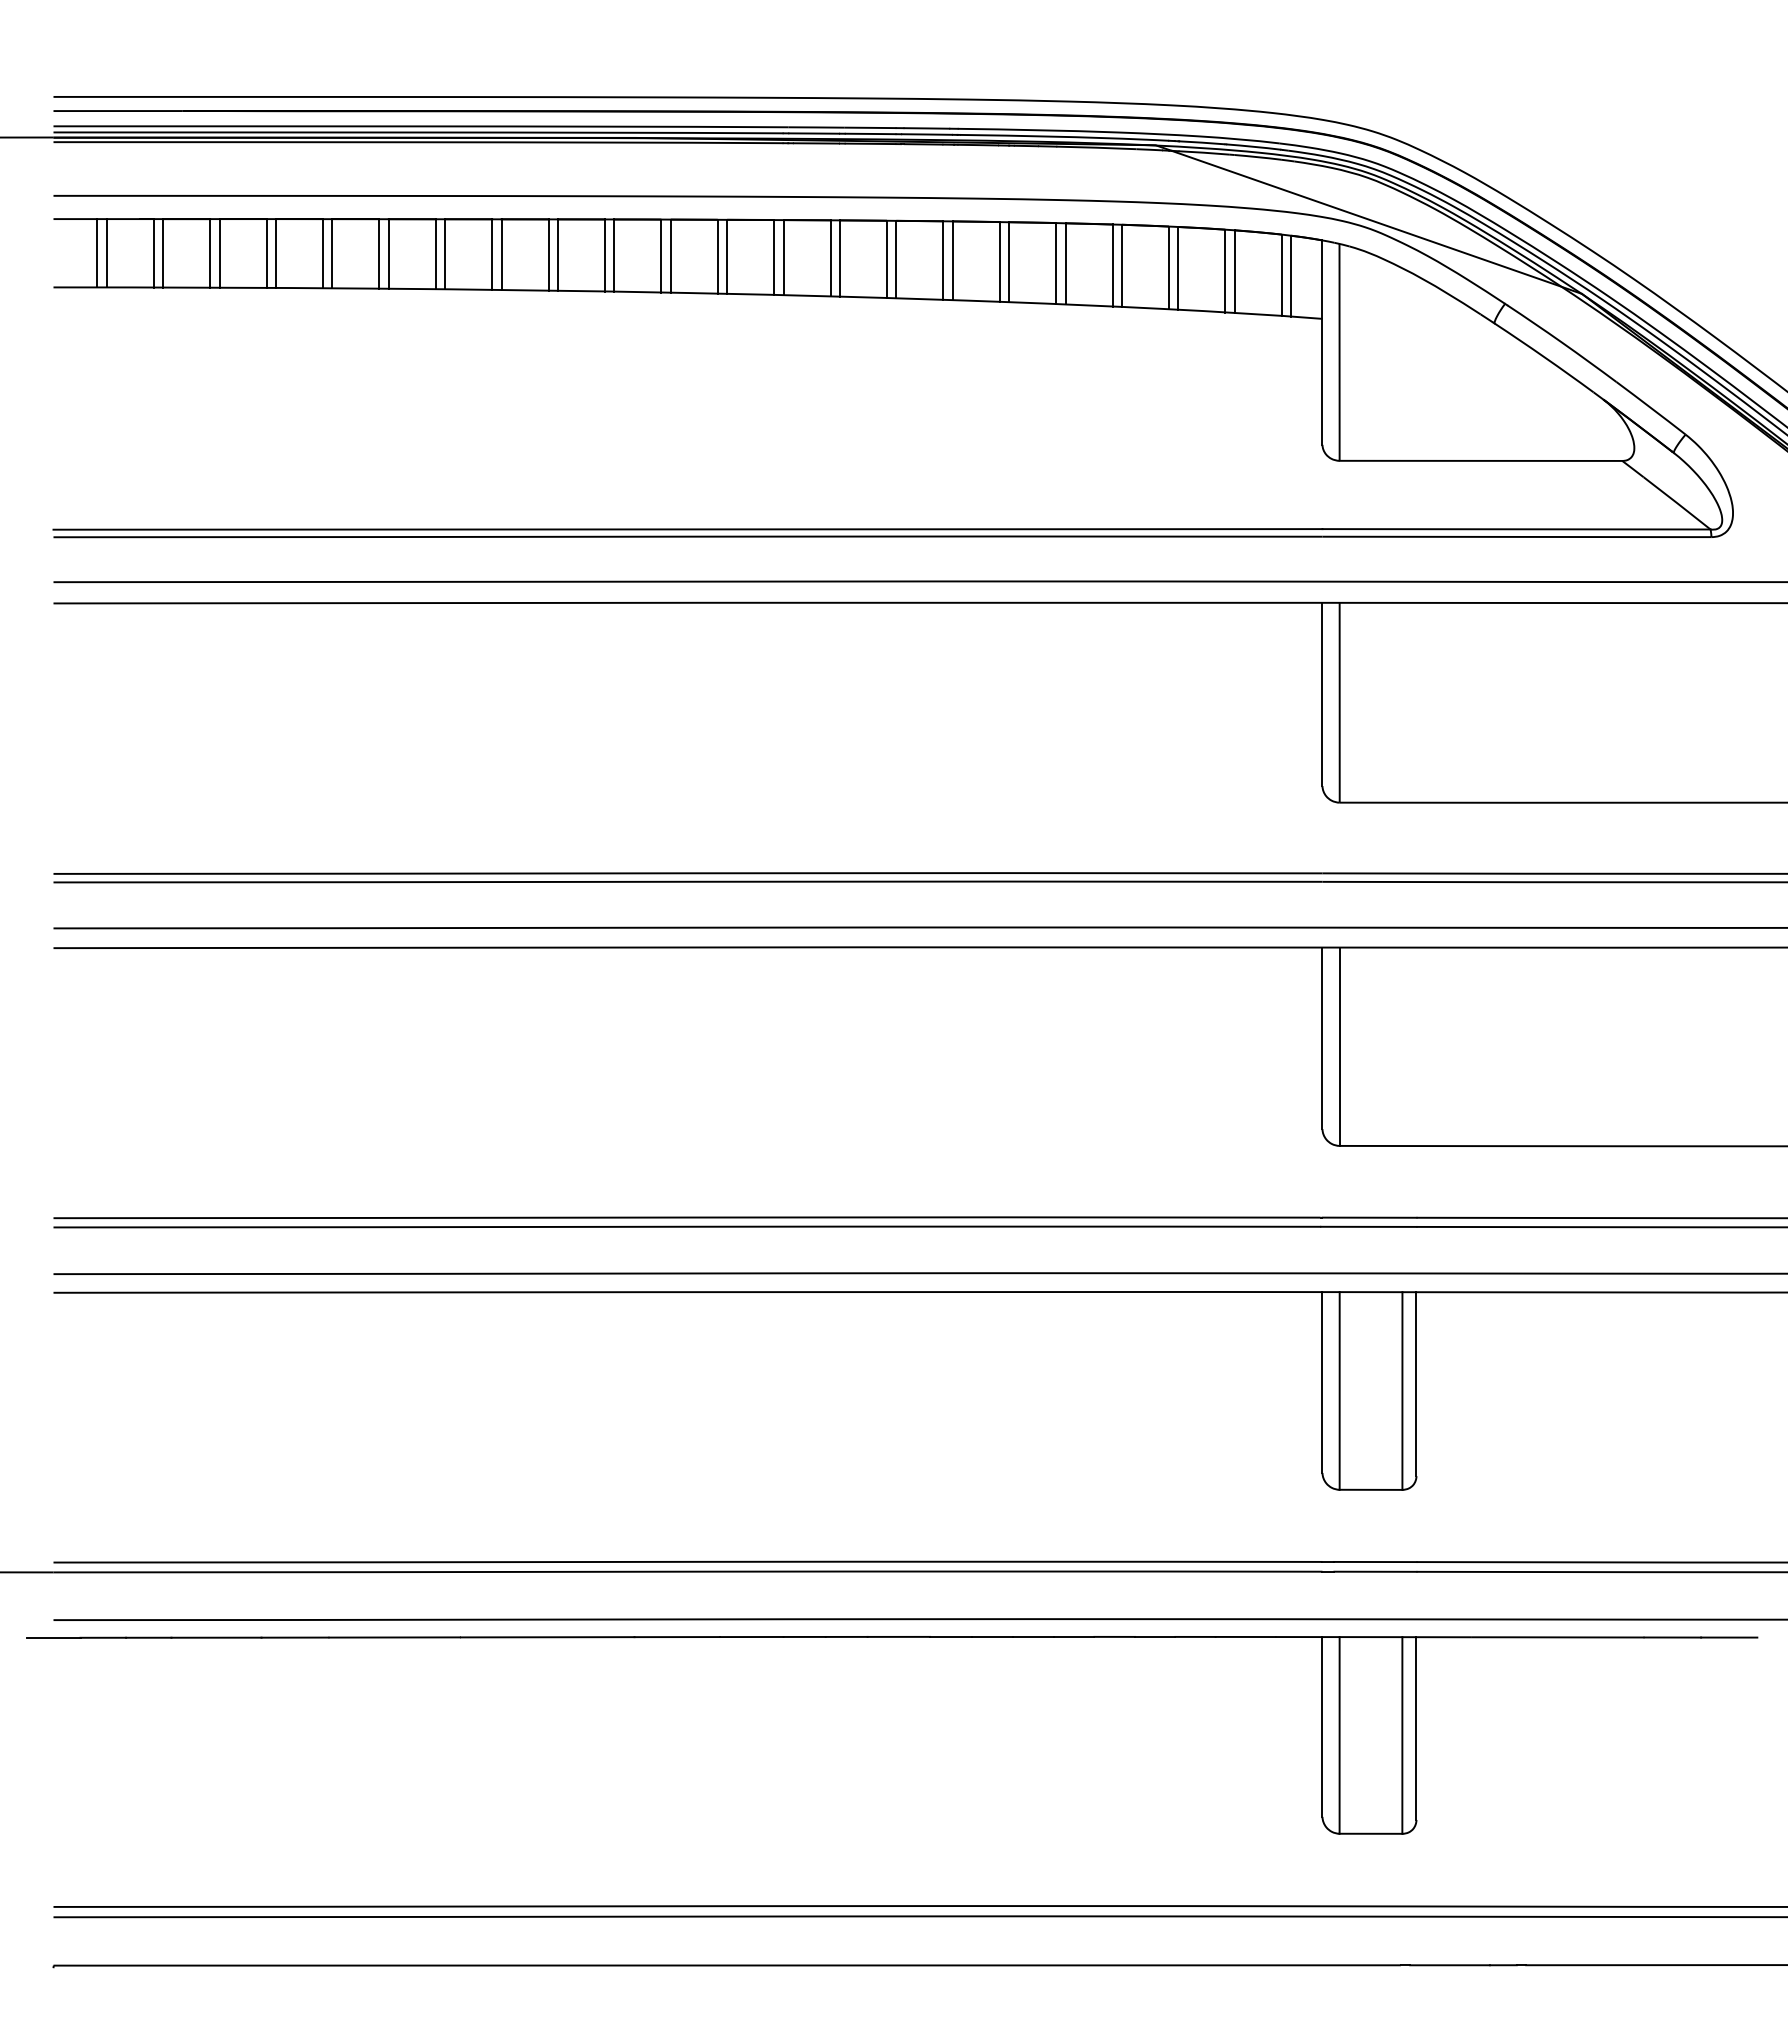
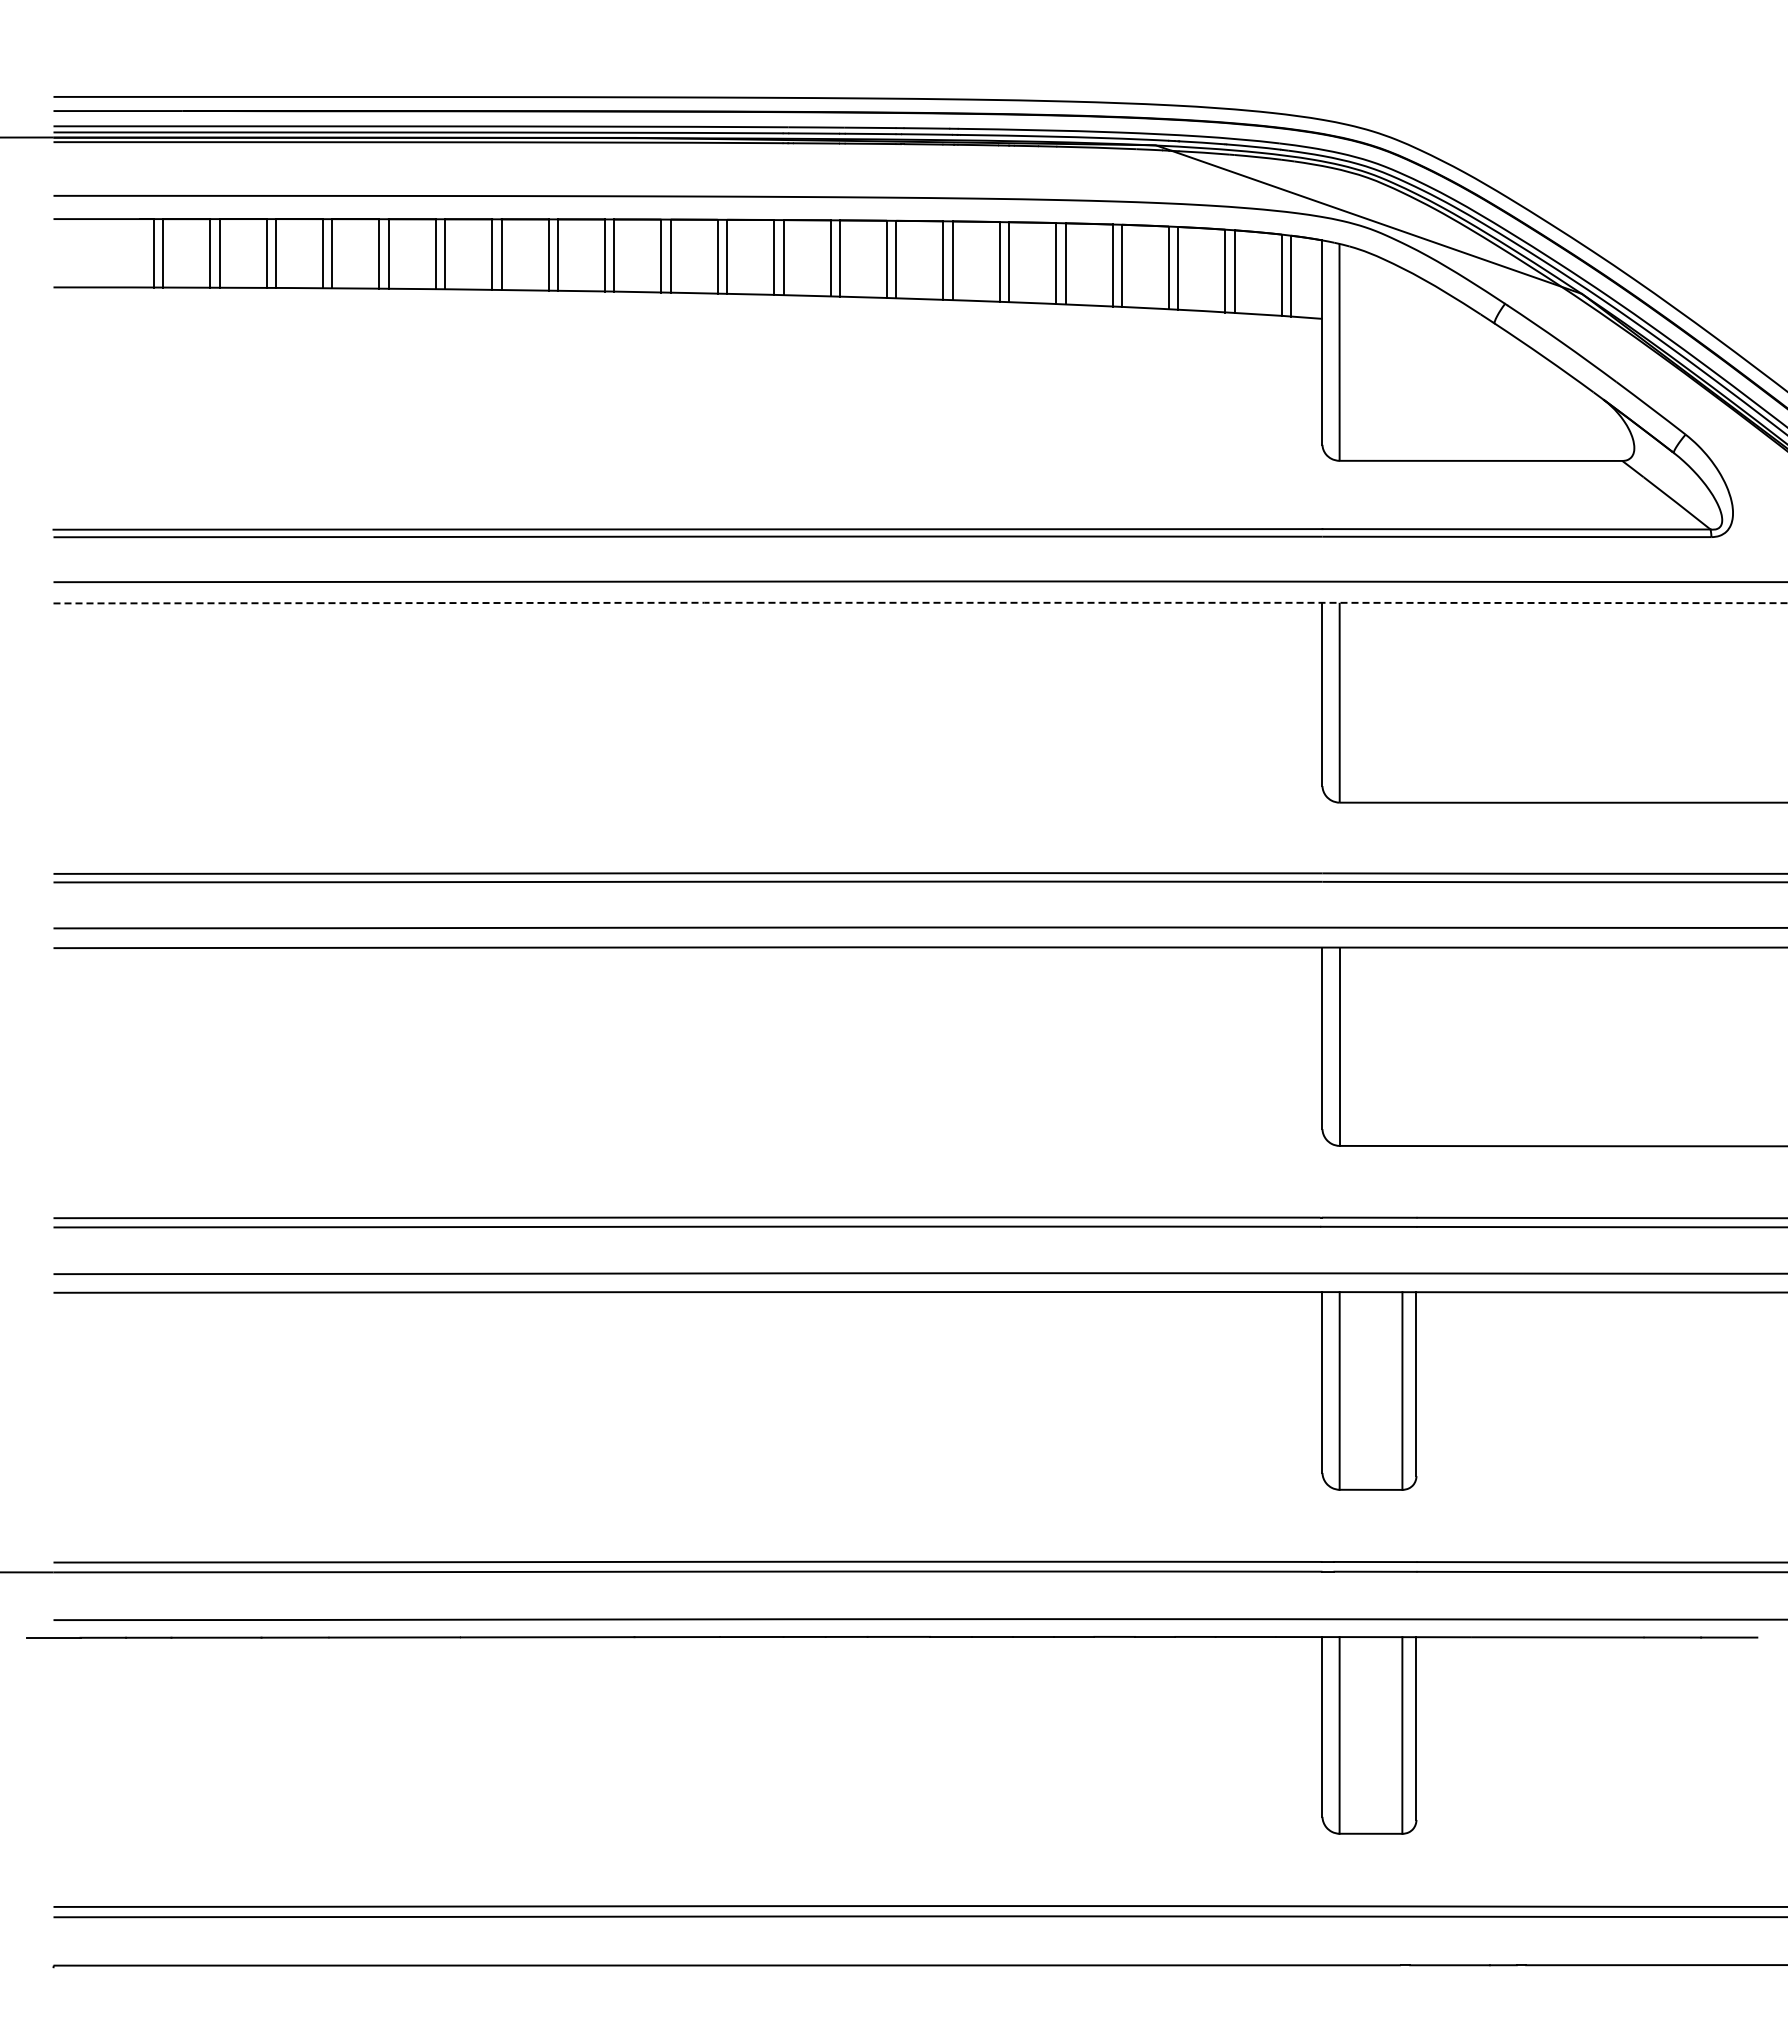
line: present -> none (97, 253)
line: present -> none (106, 253)
line: solid -> dashed (921, 602)
